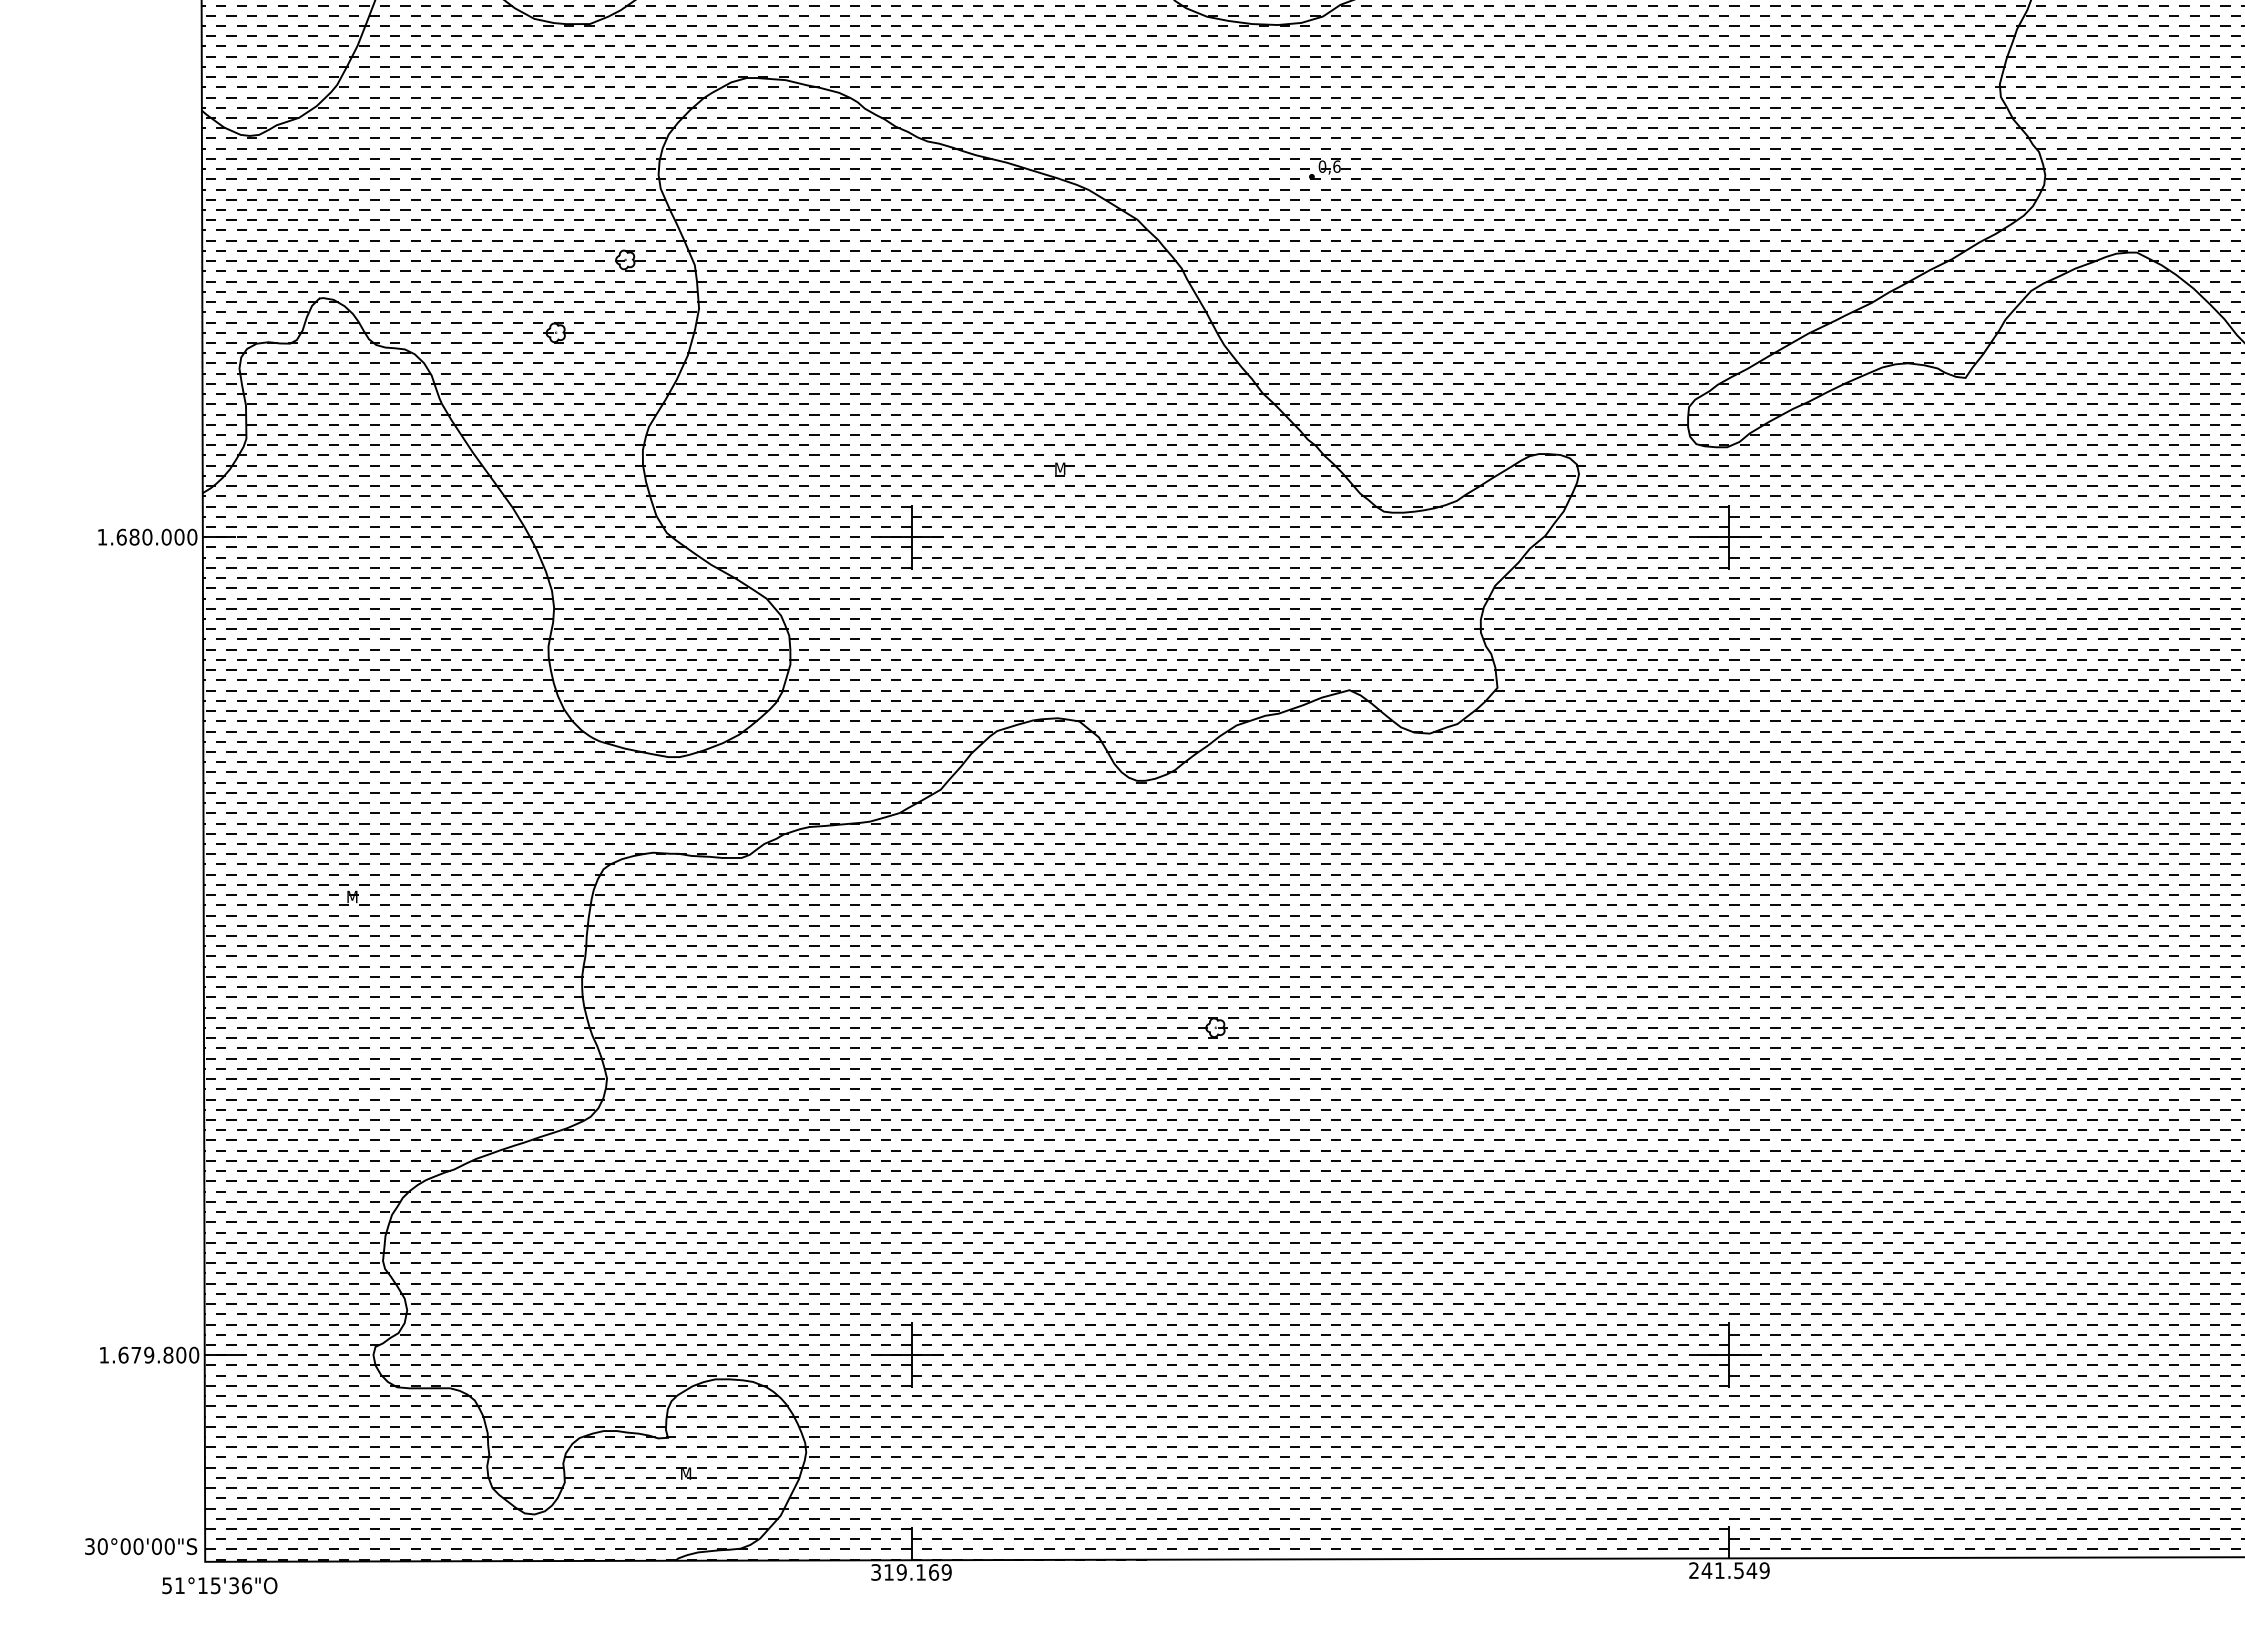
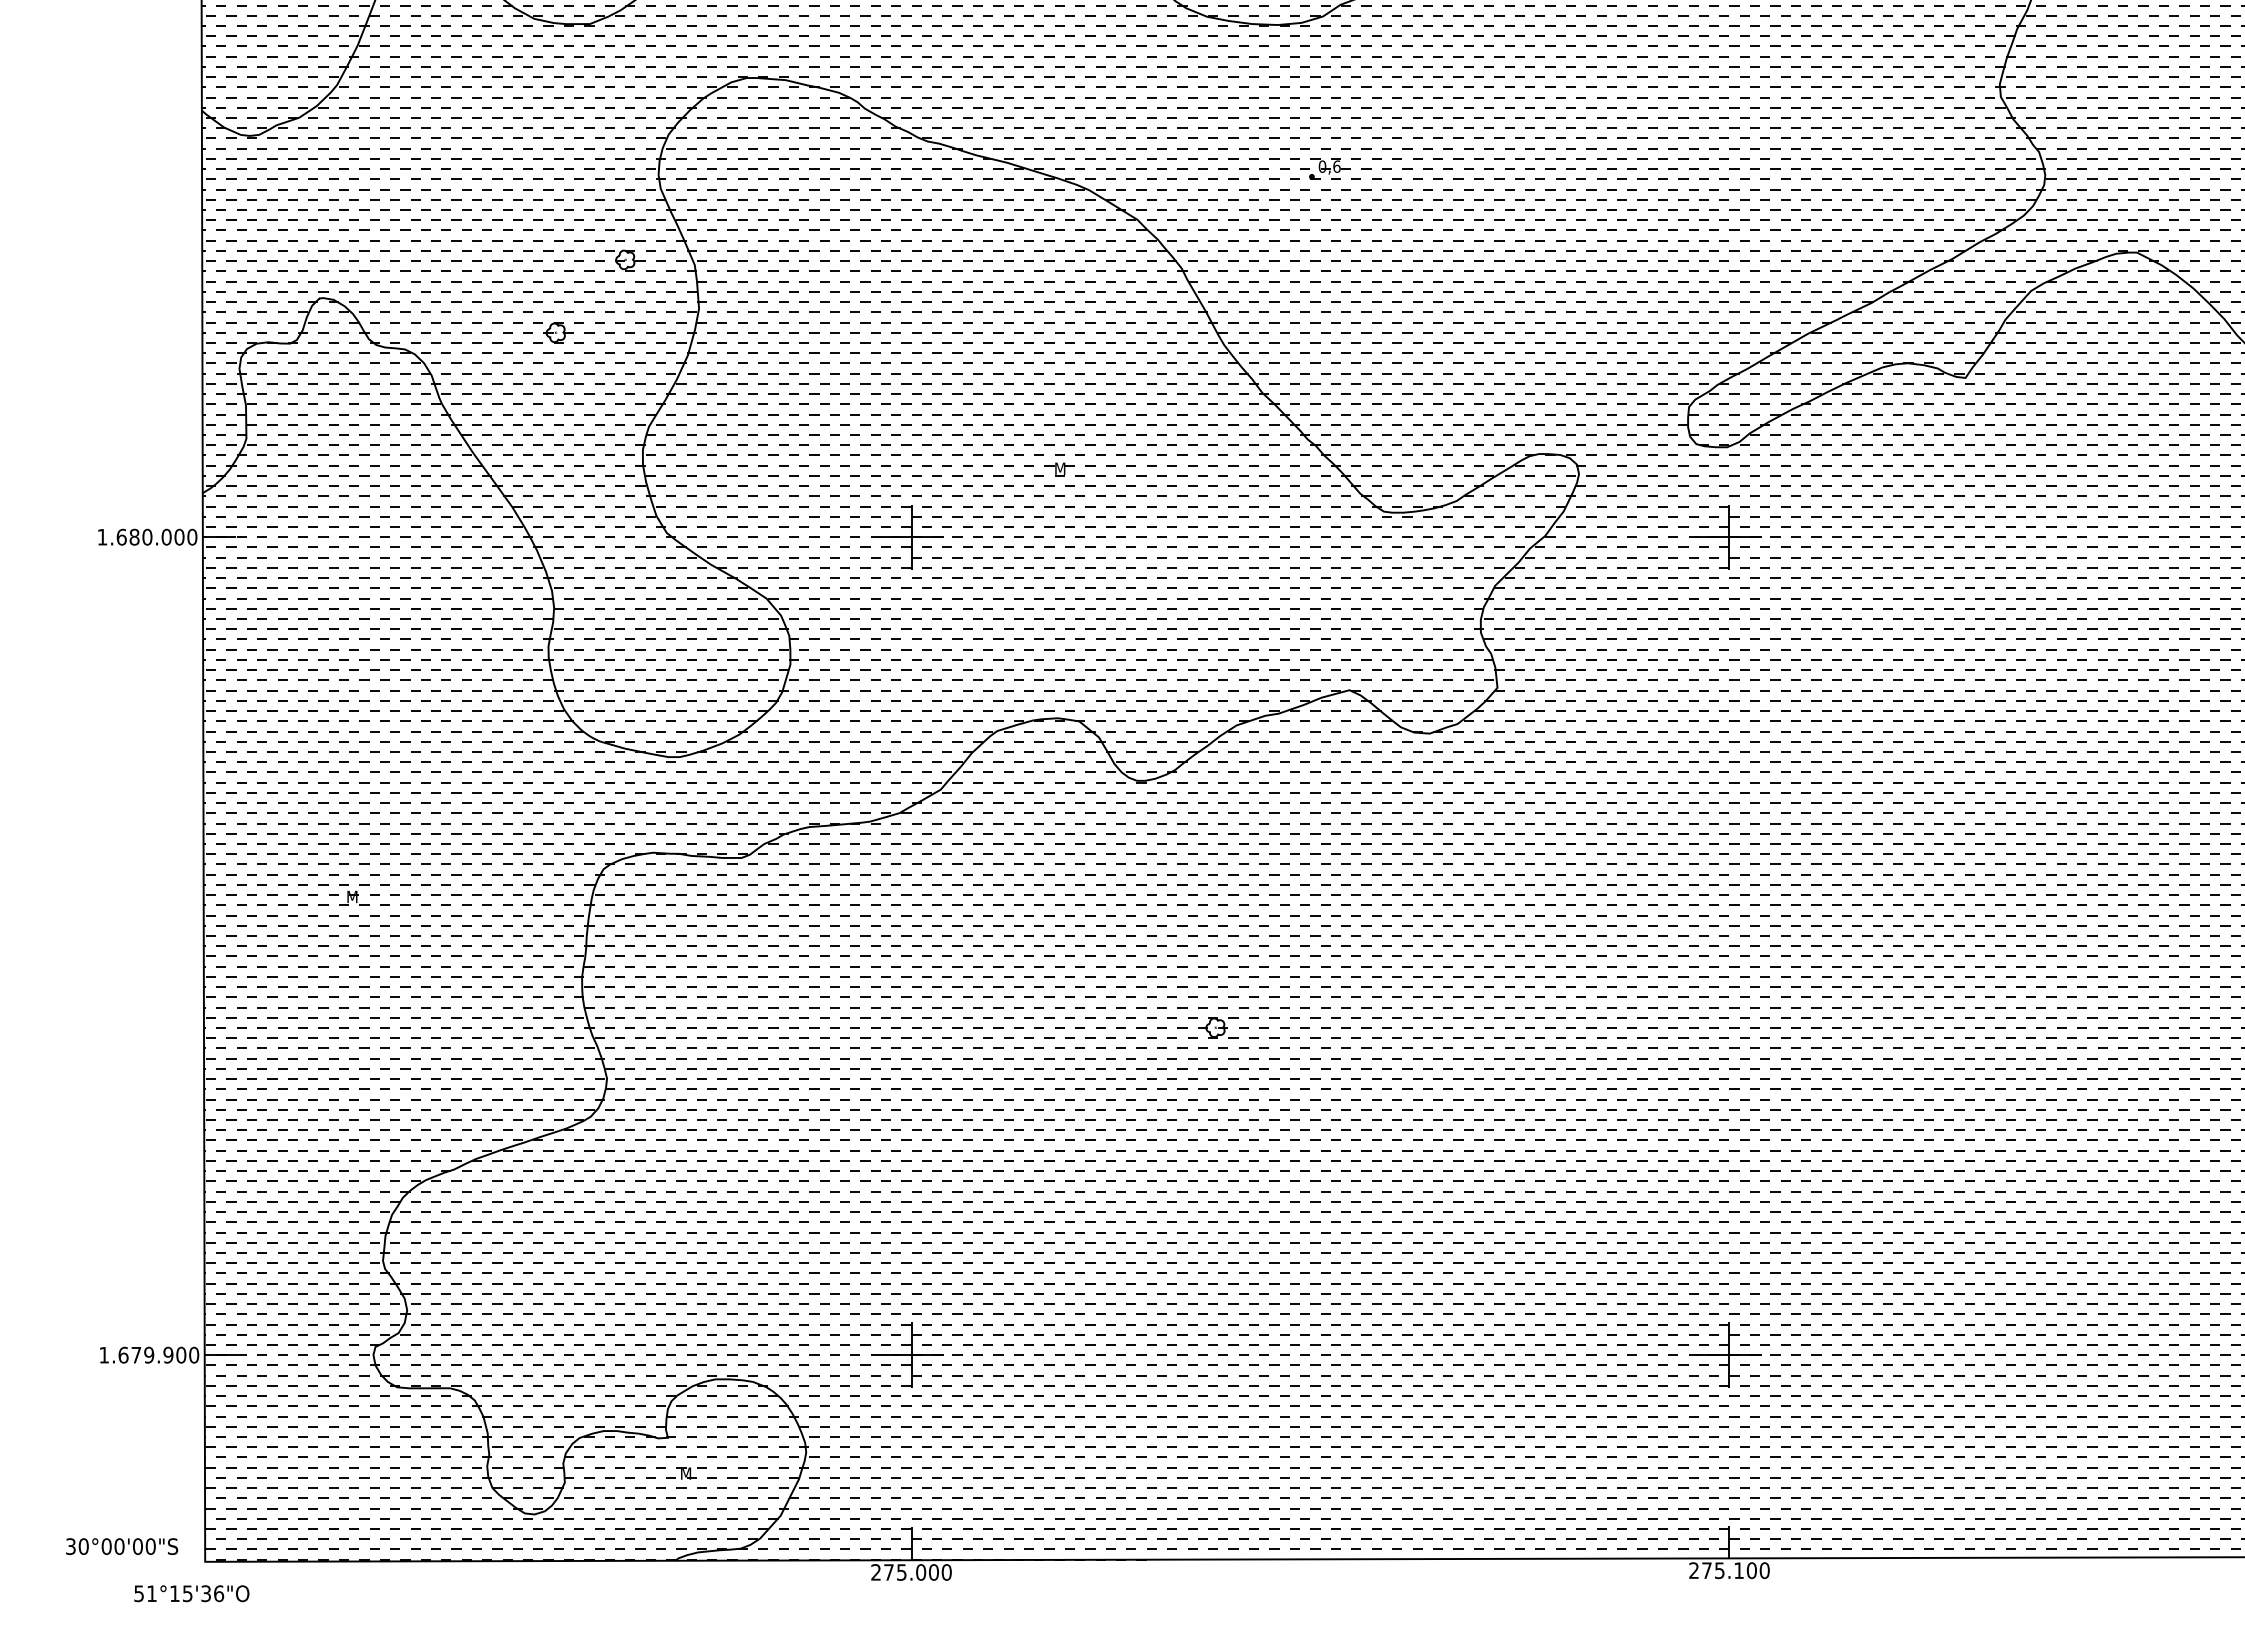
text: 1.679.800 -> 1.679.900 (168, 1355)
text position: (141, 1546) -> (122, 1546) (122, 1546)
text: 241.549 -> 275.100 (1735, 1570)
text: 319.169 -> 275.000 (911, 1572)
text position: (219, 1585) -> (191, 1593) (191, 1593)
